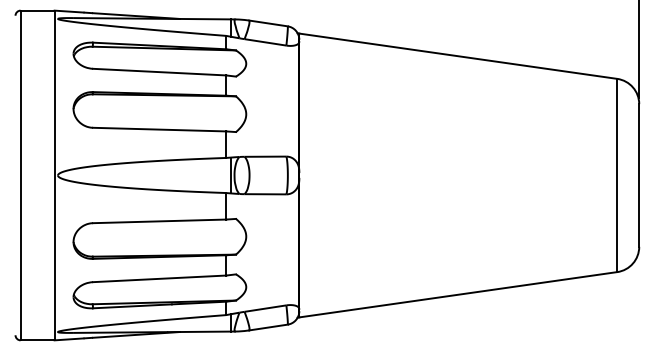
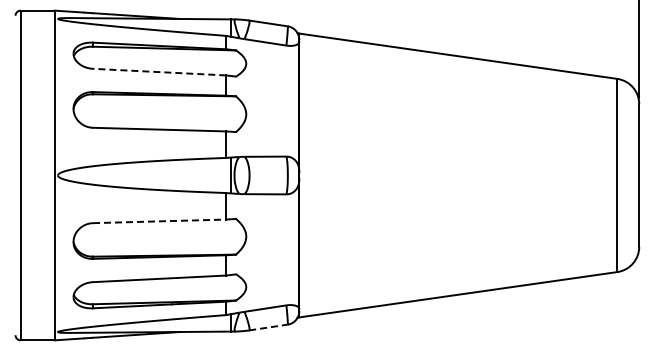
line: solid -> dashed (159, 72)
line: solid -> dashed (159, 221)
line: solid -> dashed (268, 327)
